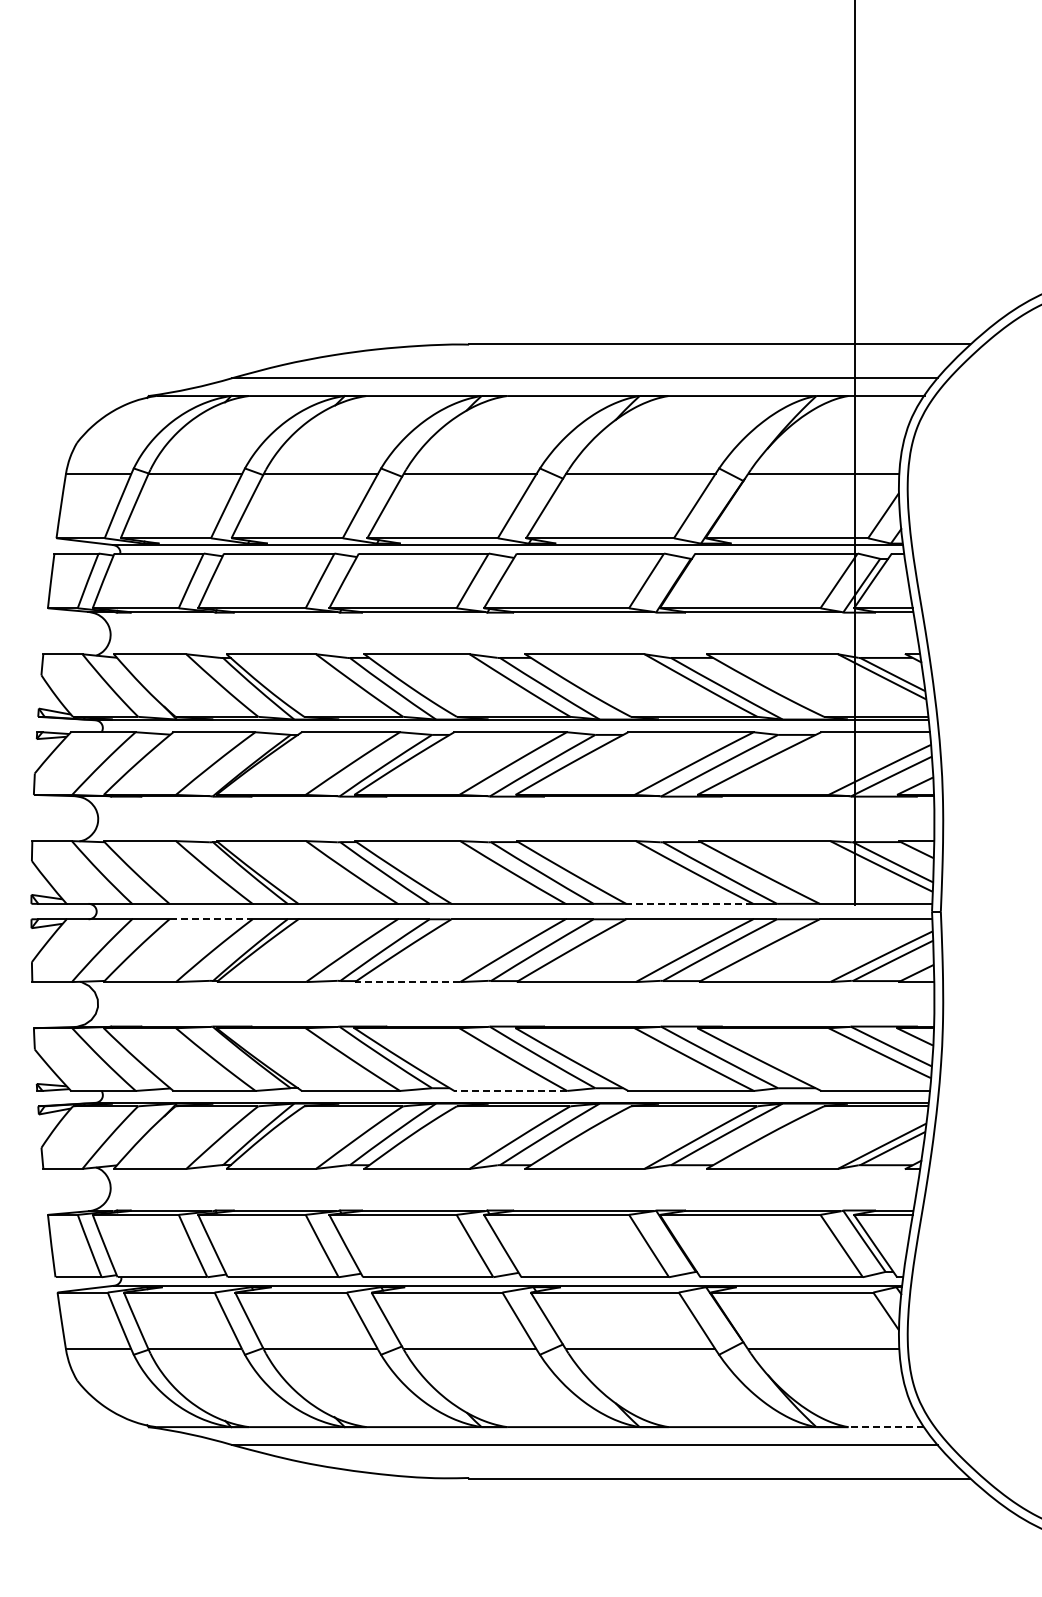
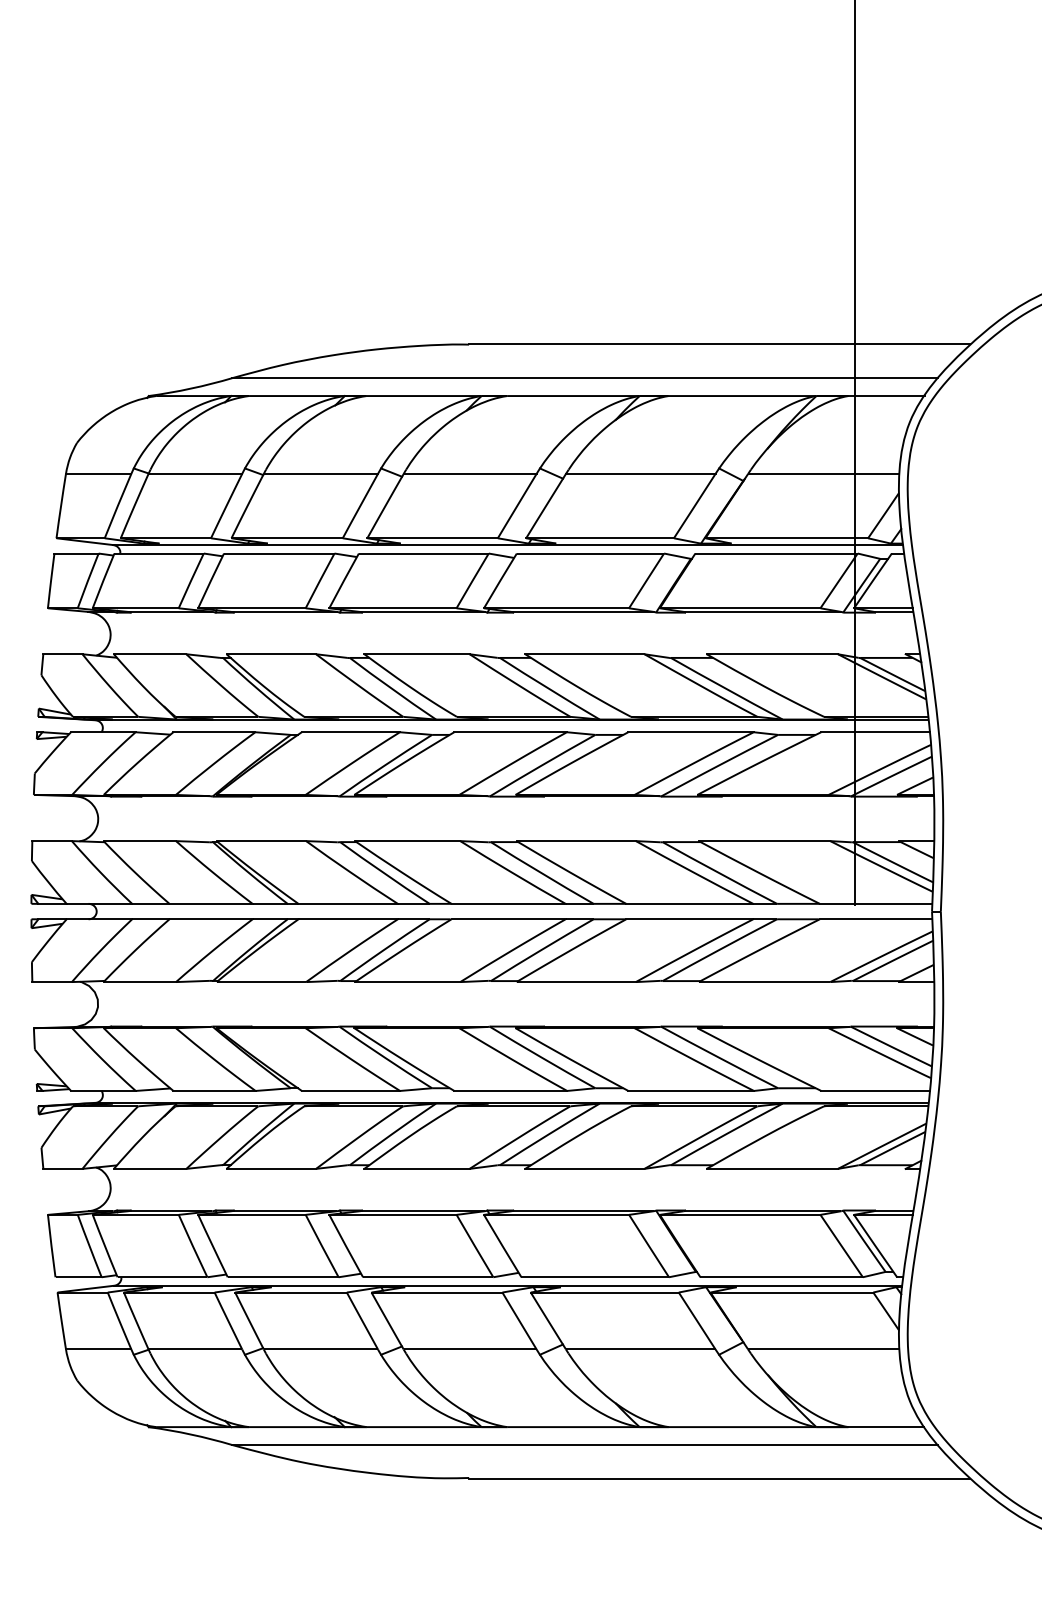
line: dashed -> solid (689, 903)
line: dashed -> solid (211, 919)
line: dashed -> solid (407, 982)
line: dashed -> solid (510, 1090)
line: dashed -> solid (886, 1427)
